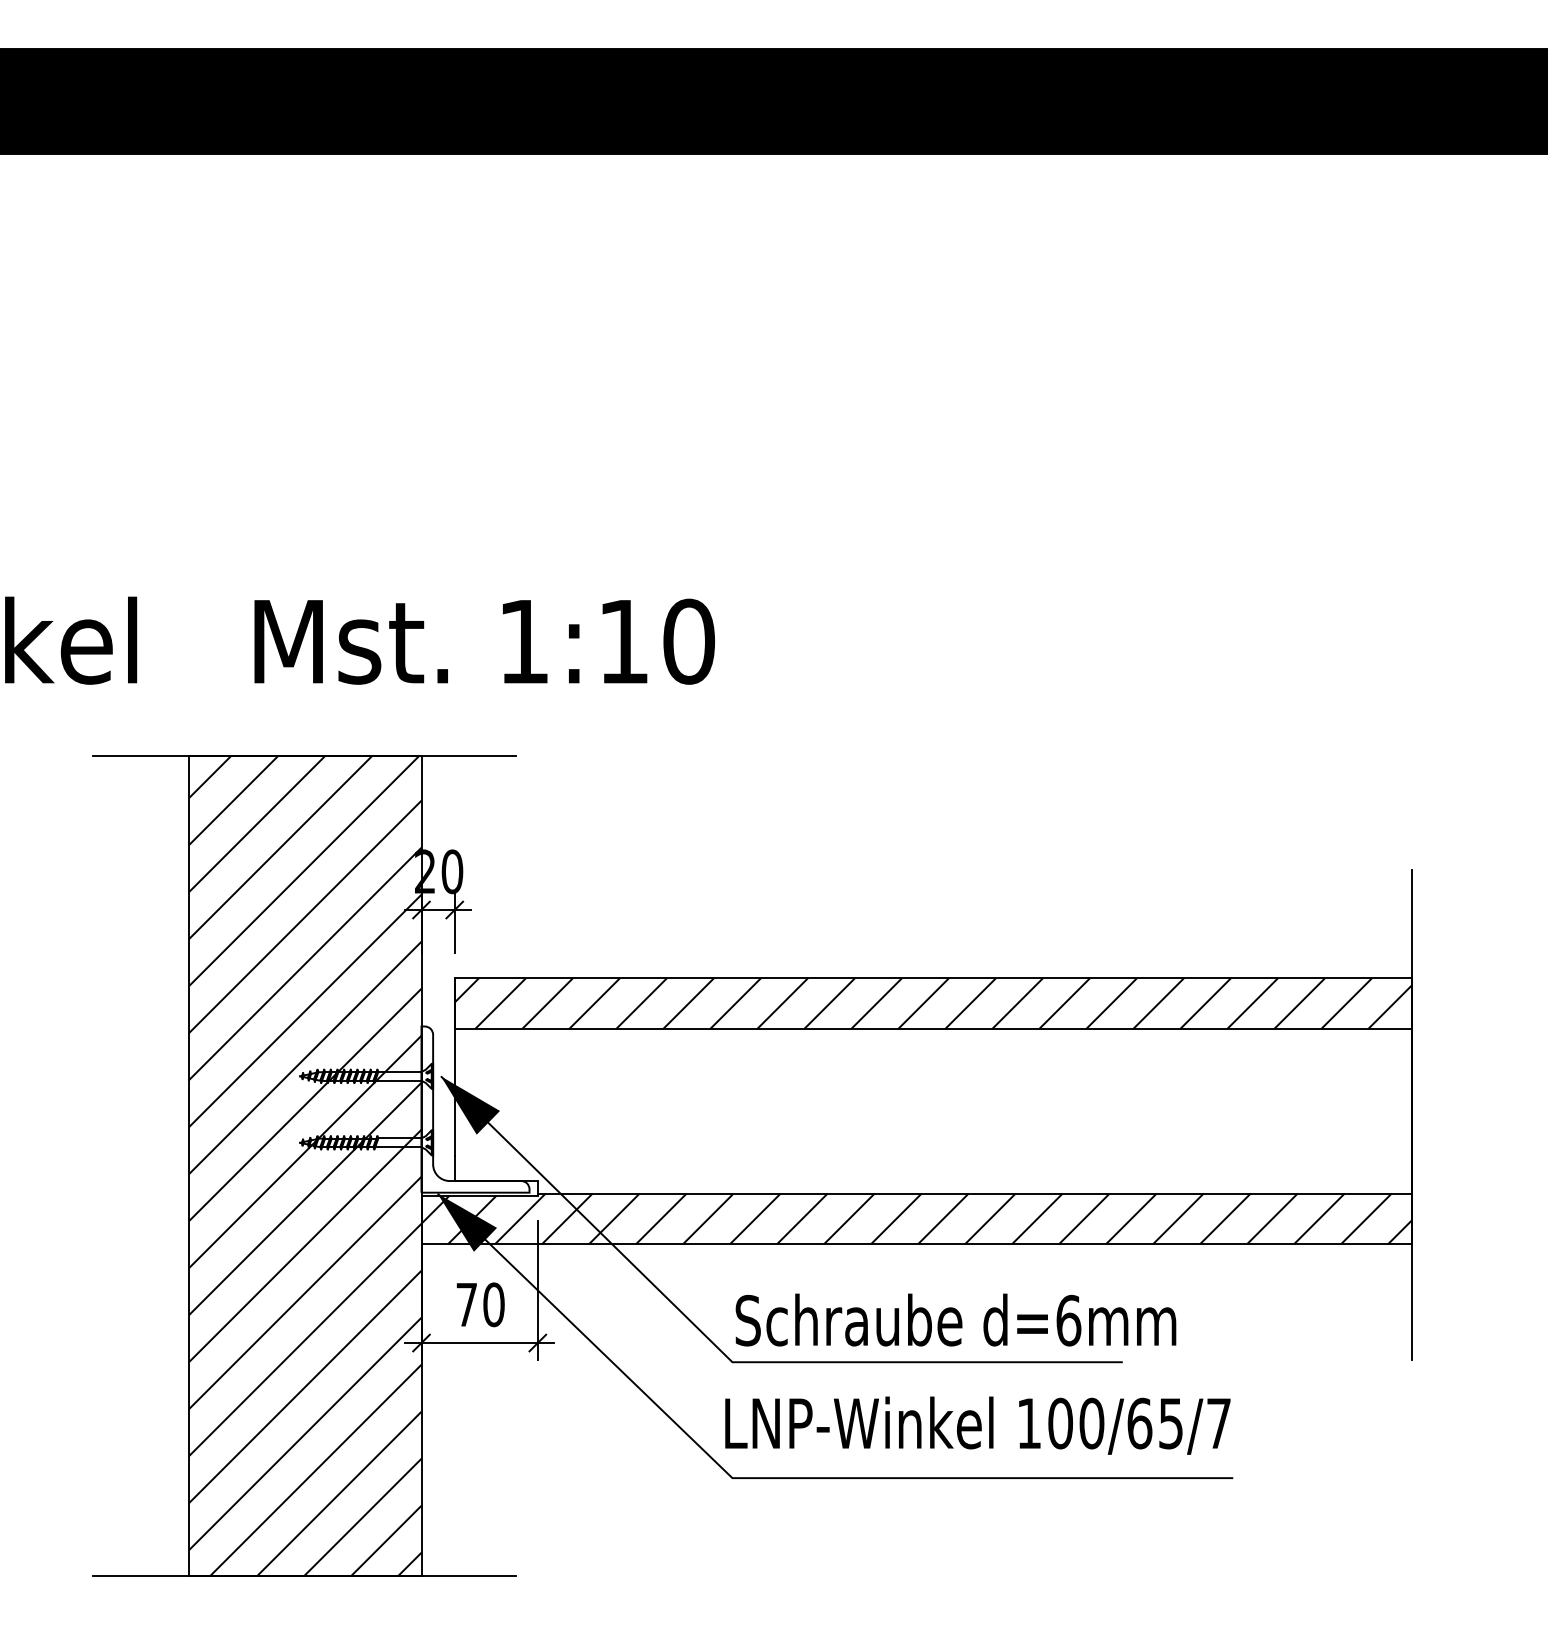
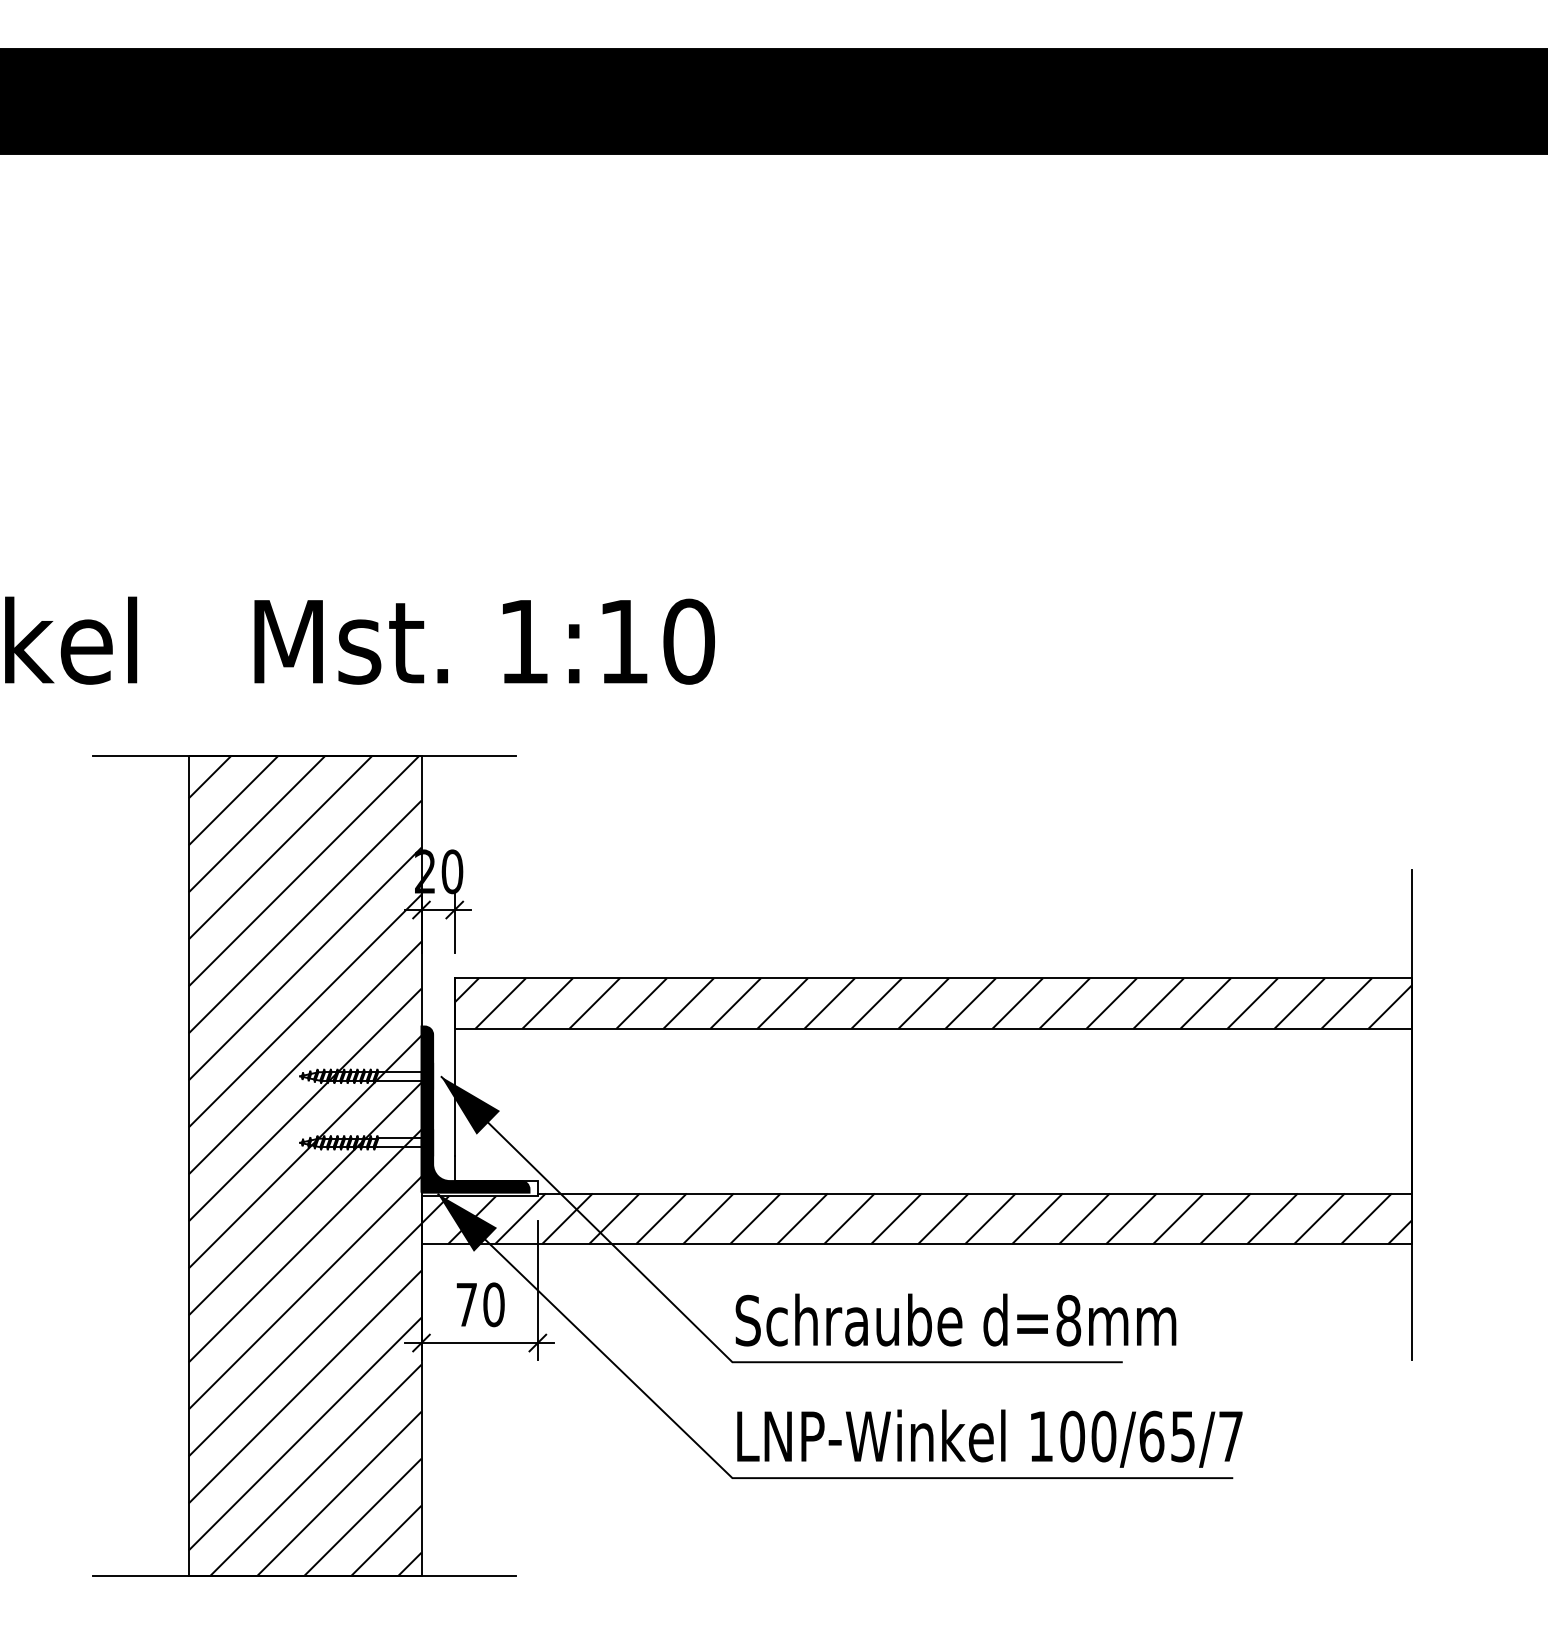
fill: none -> present (475, 1109)
text: d=6mm -> d=8mm (1068, 1320)
text position: (977, 1425) -> (989, 1438) (989, 1438)
